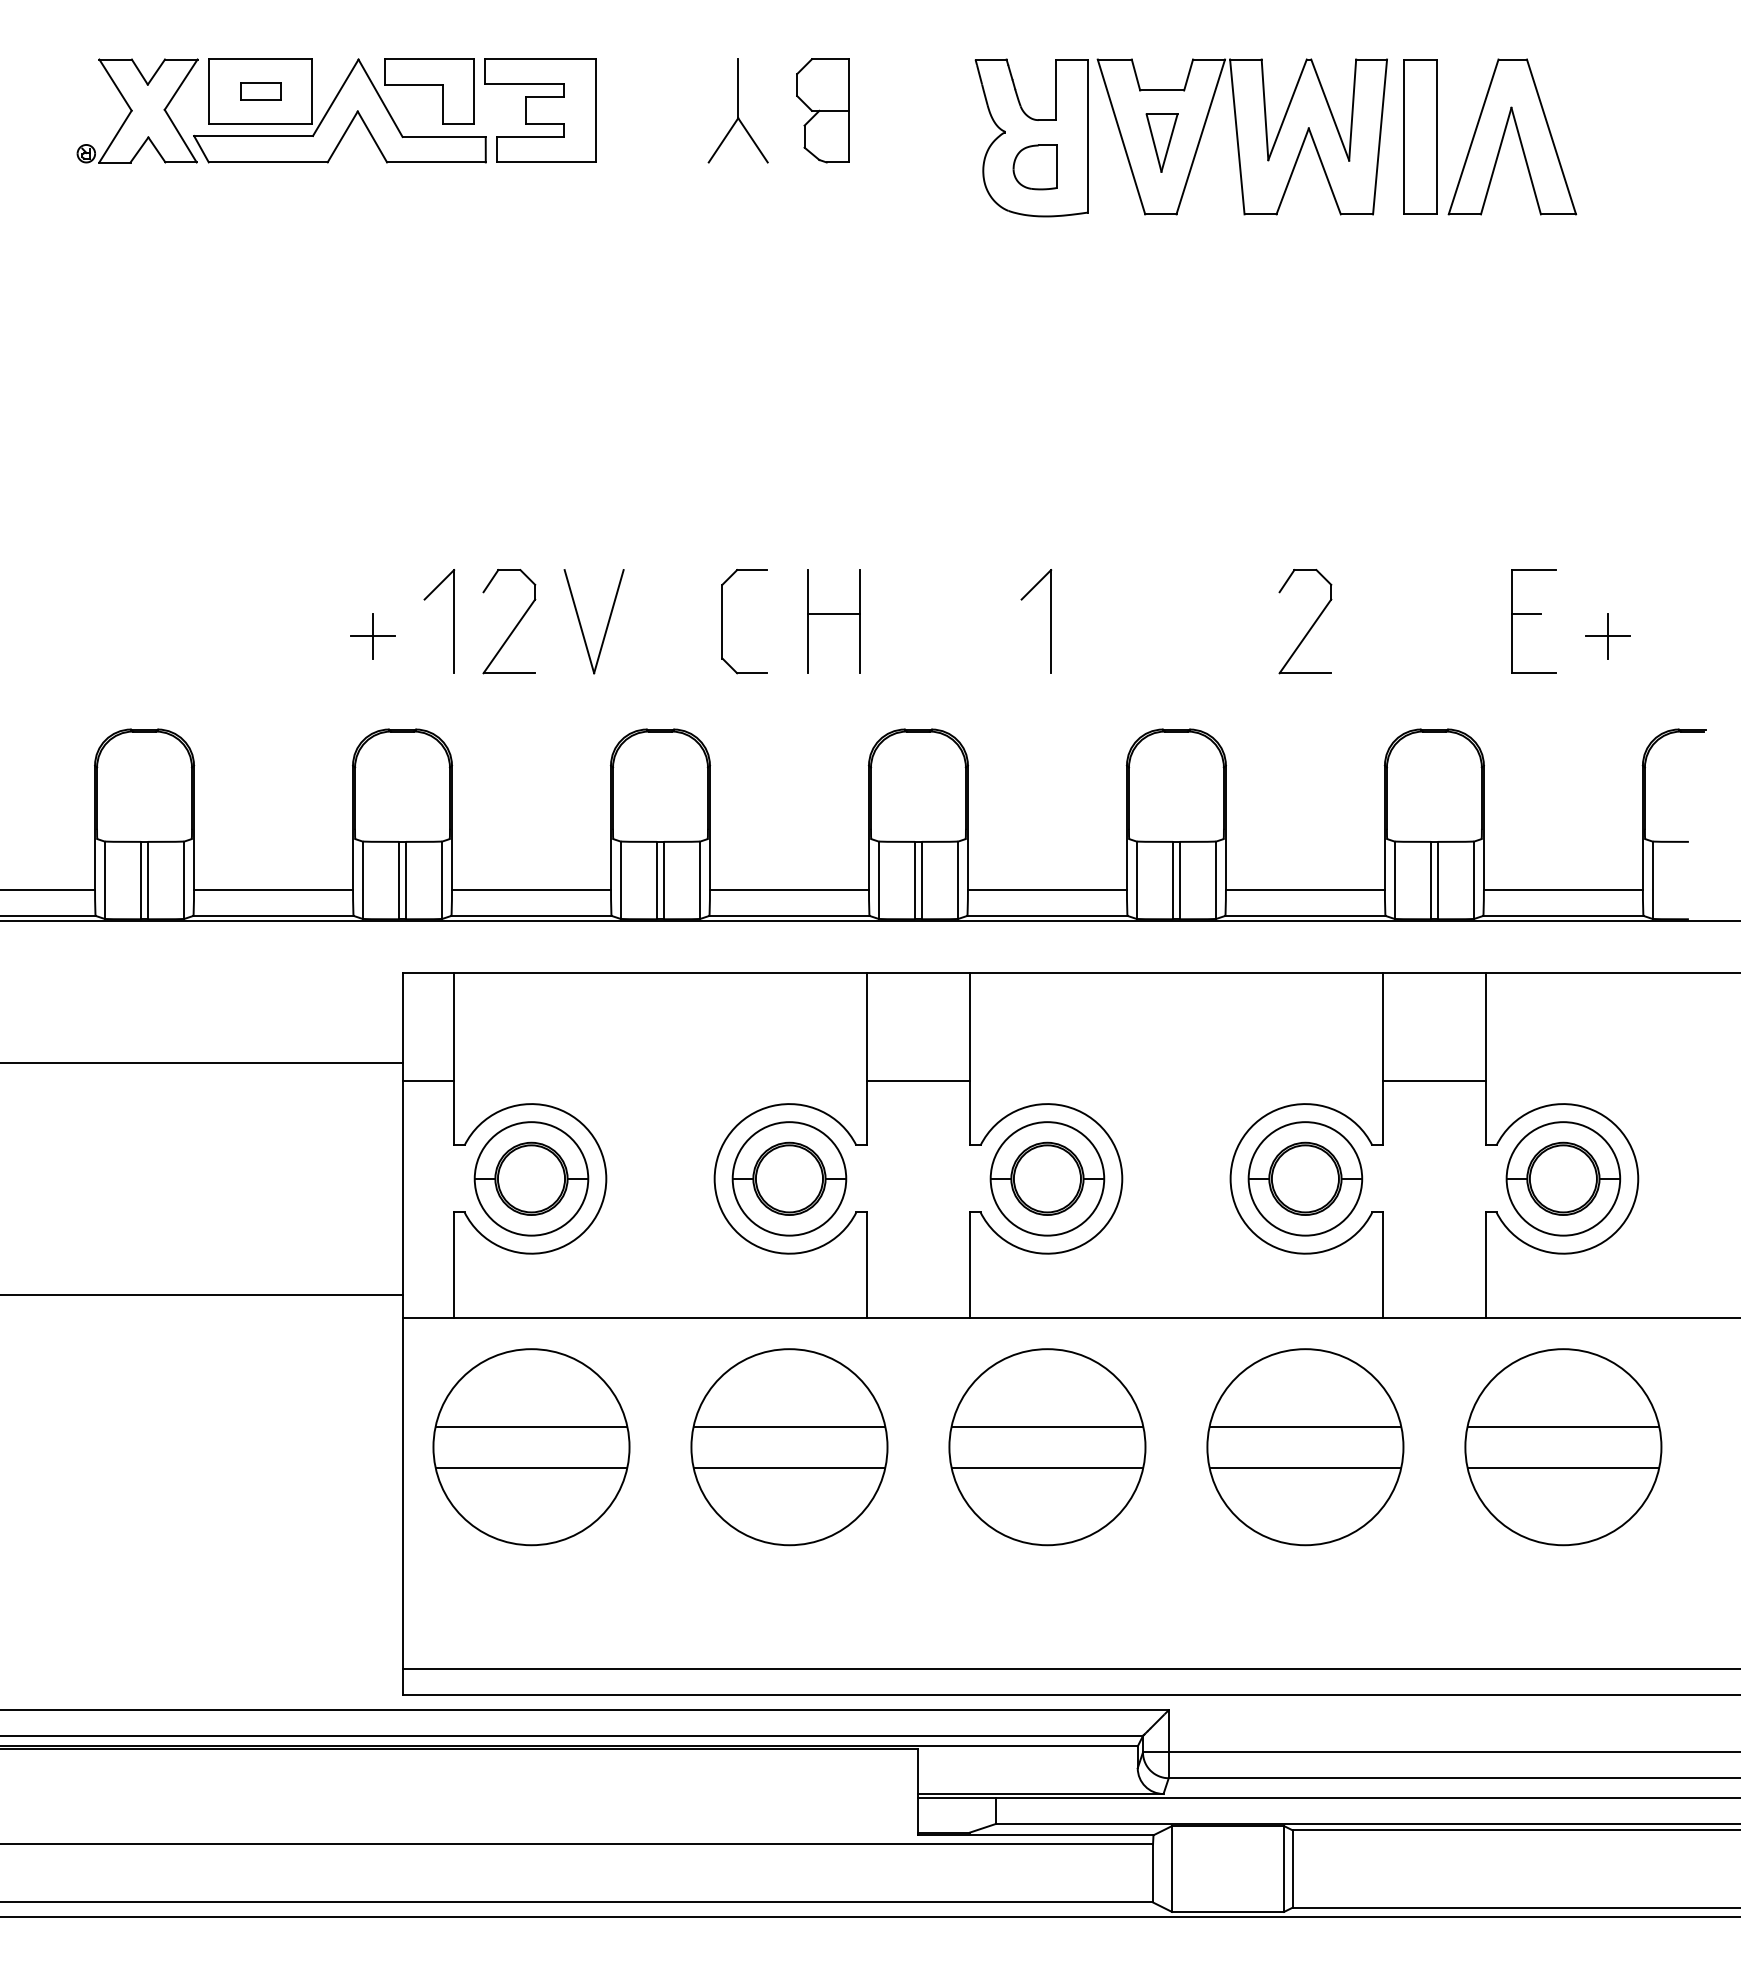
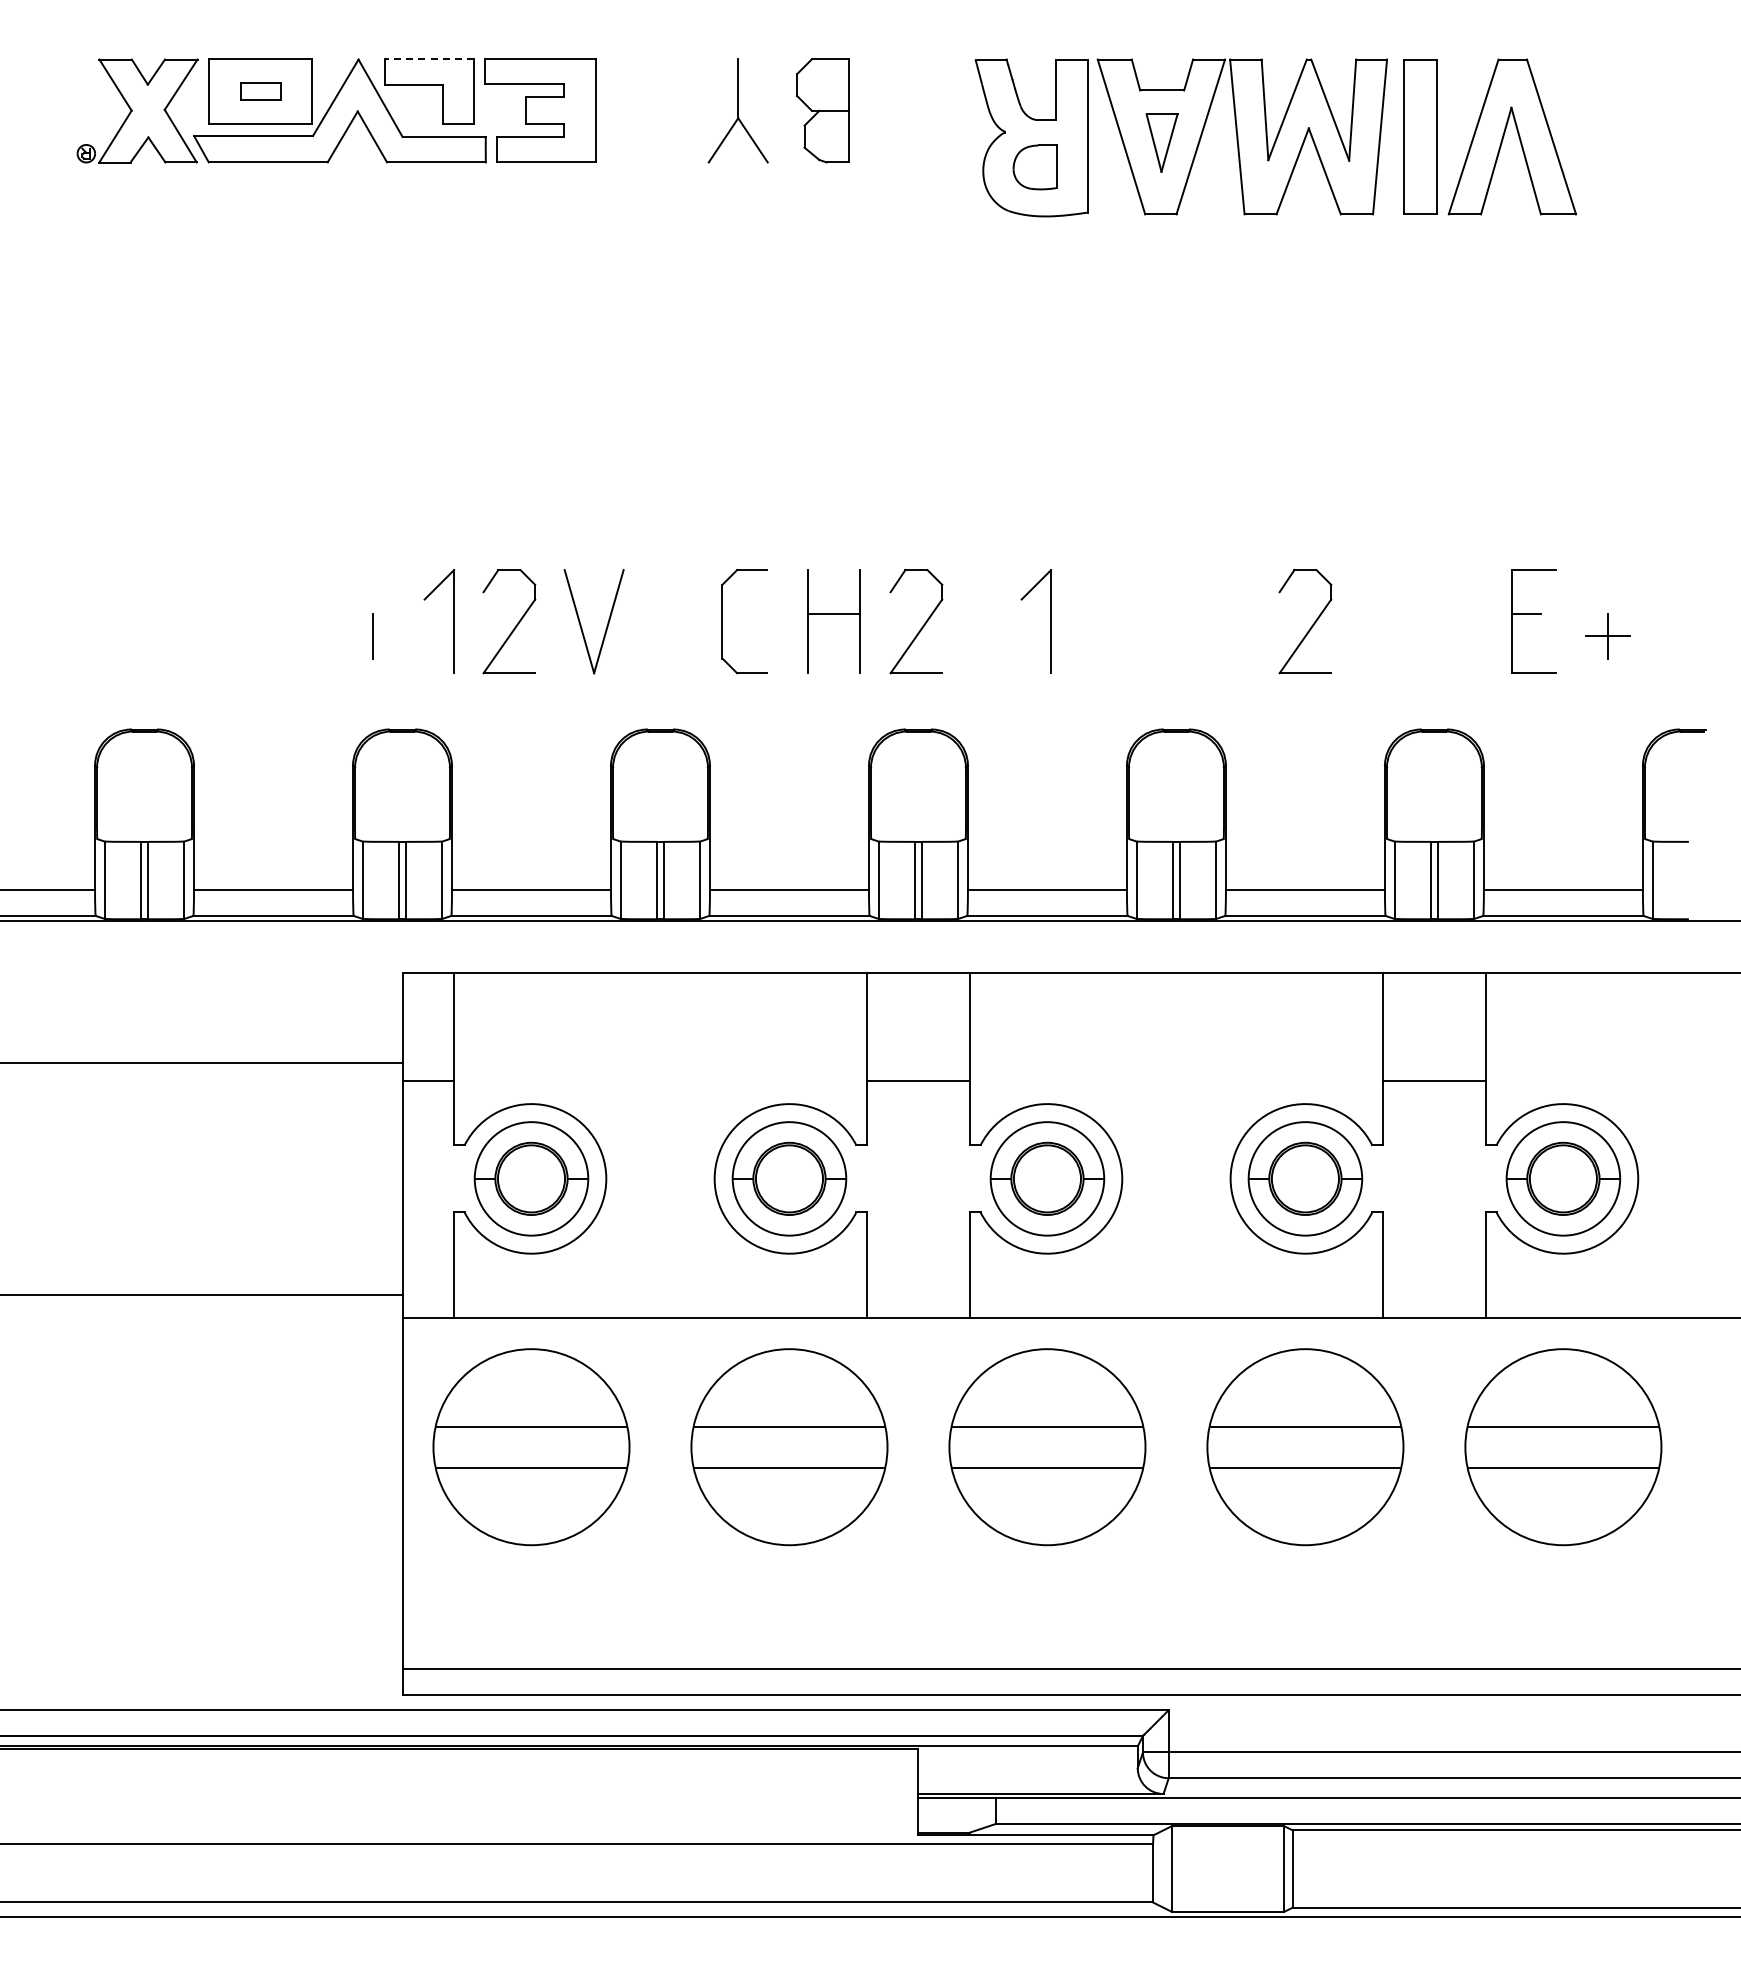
line: solid -> dashed (429, 59)
part: none -> present (922, 625)
line: present -> none (372, 636)
